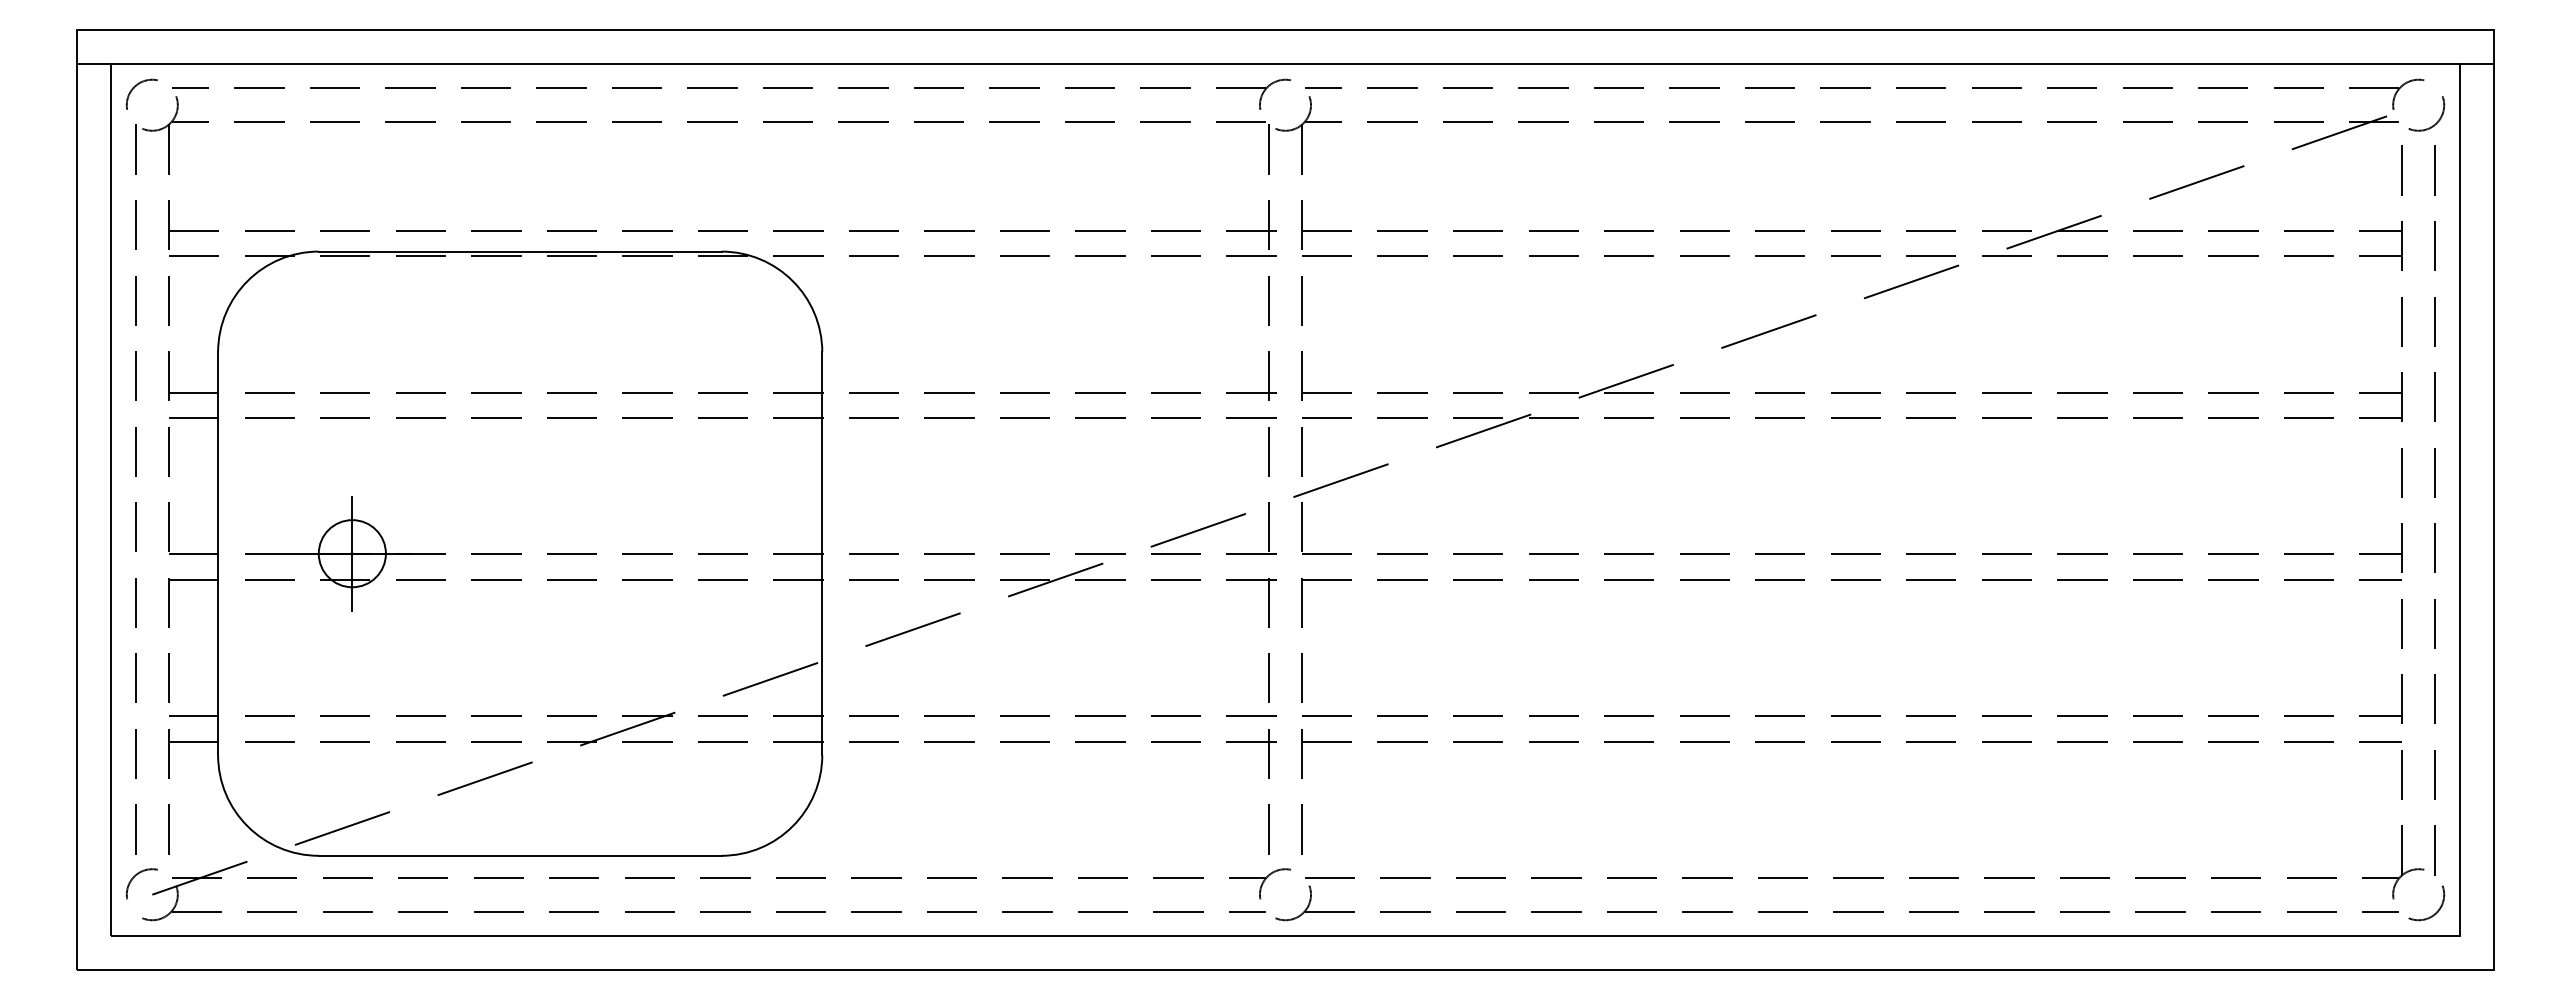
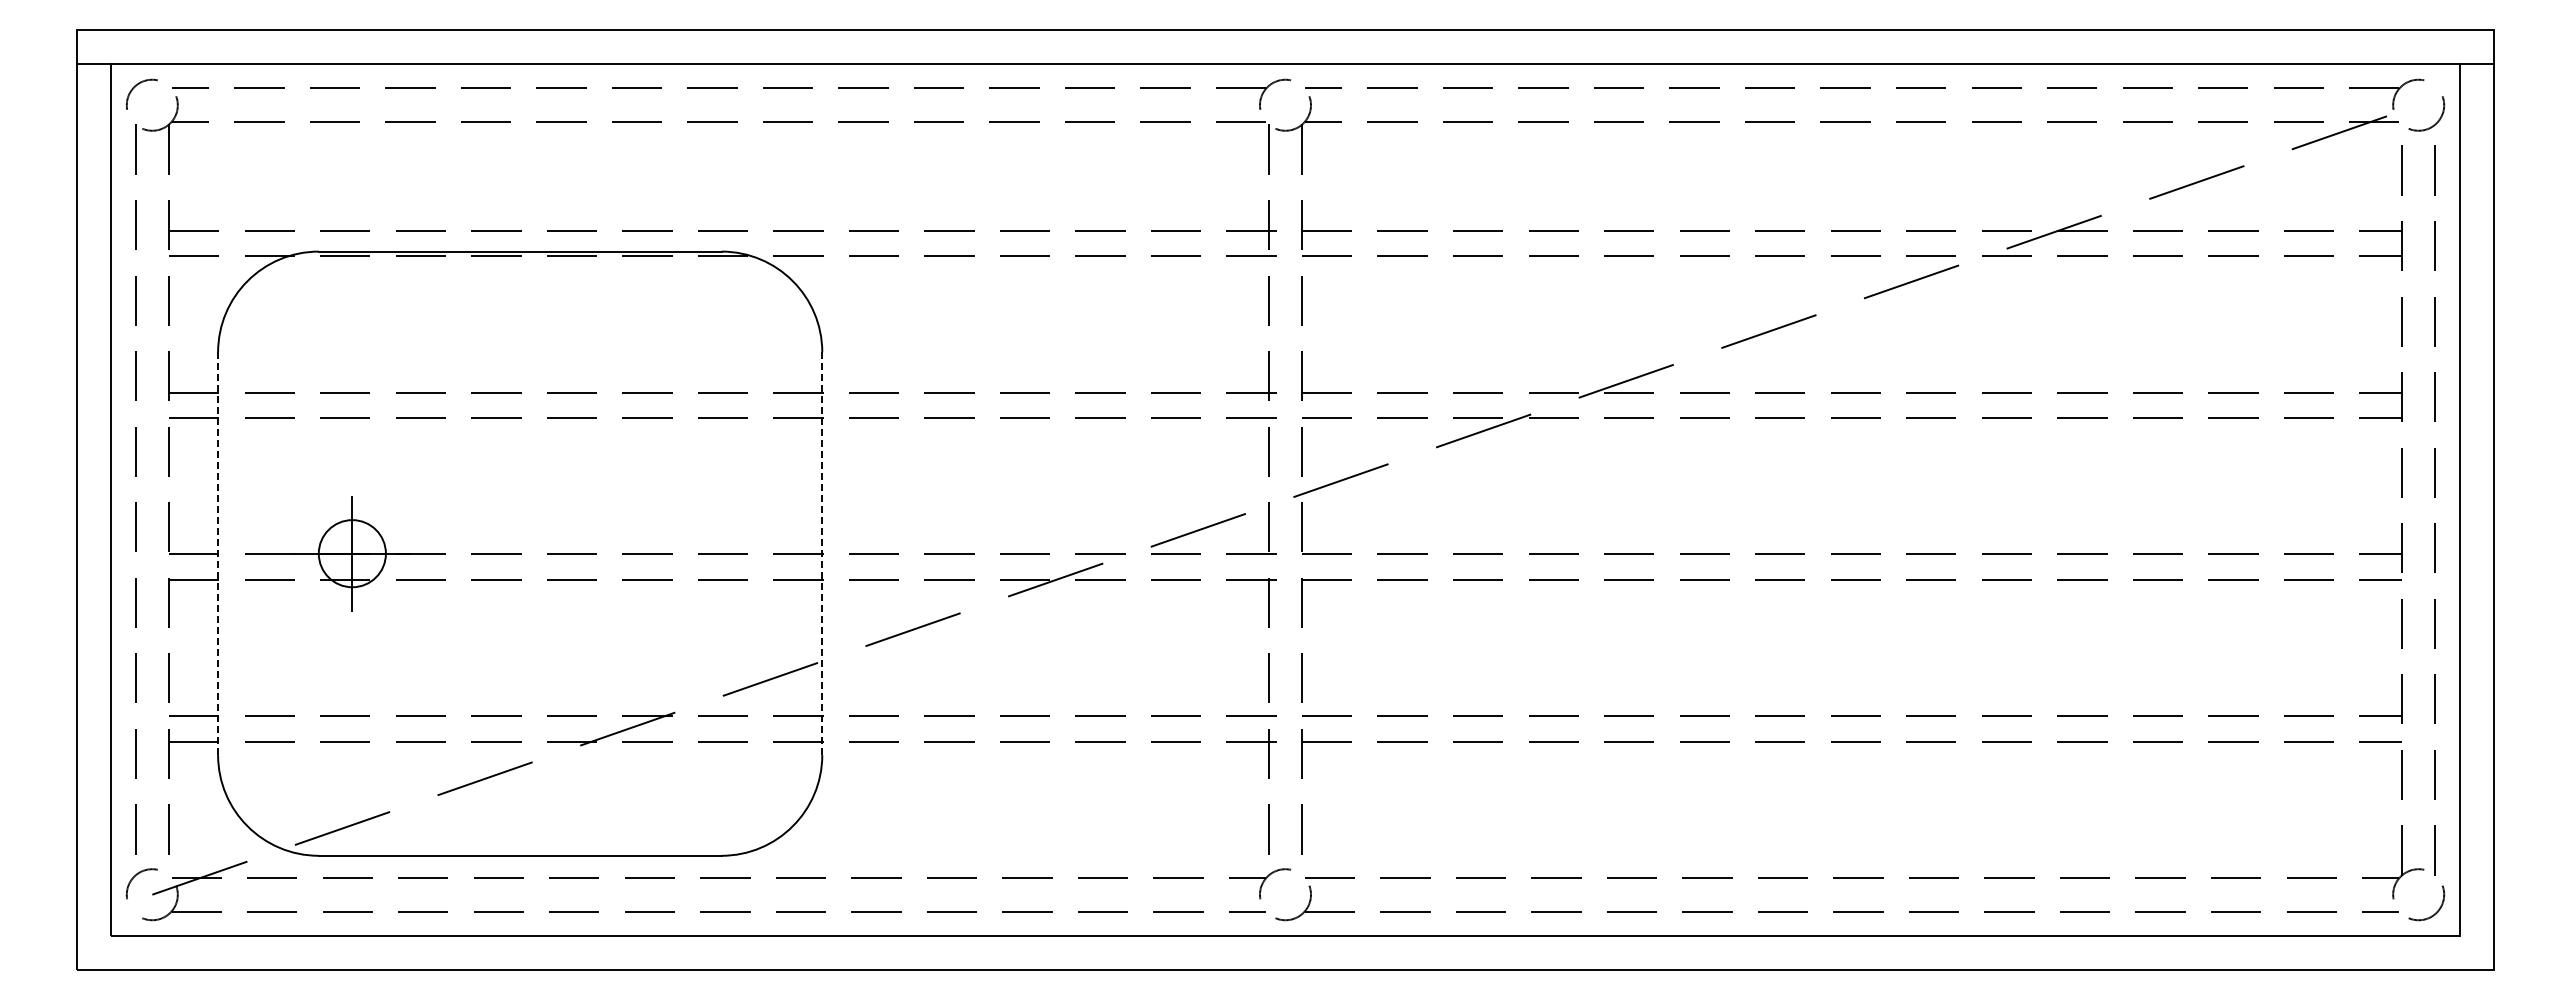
line: solid -> dashed (218, 553)
line: solid -> dashed (822, 554)
